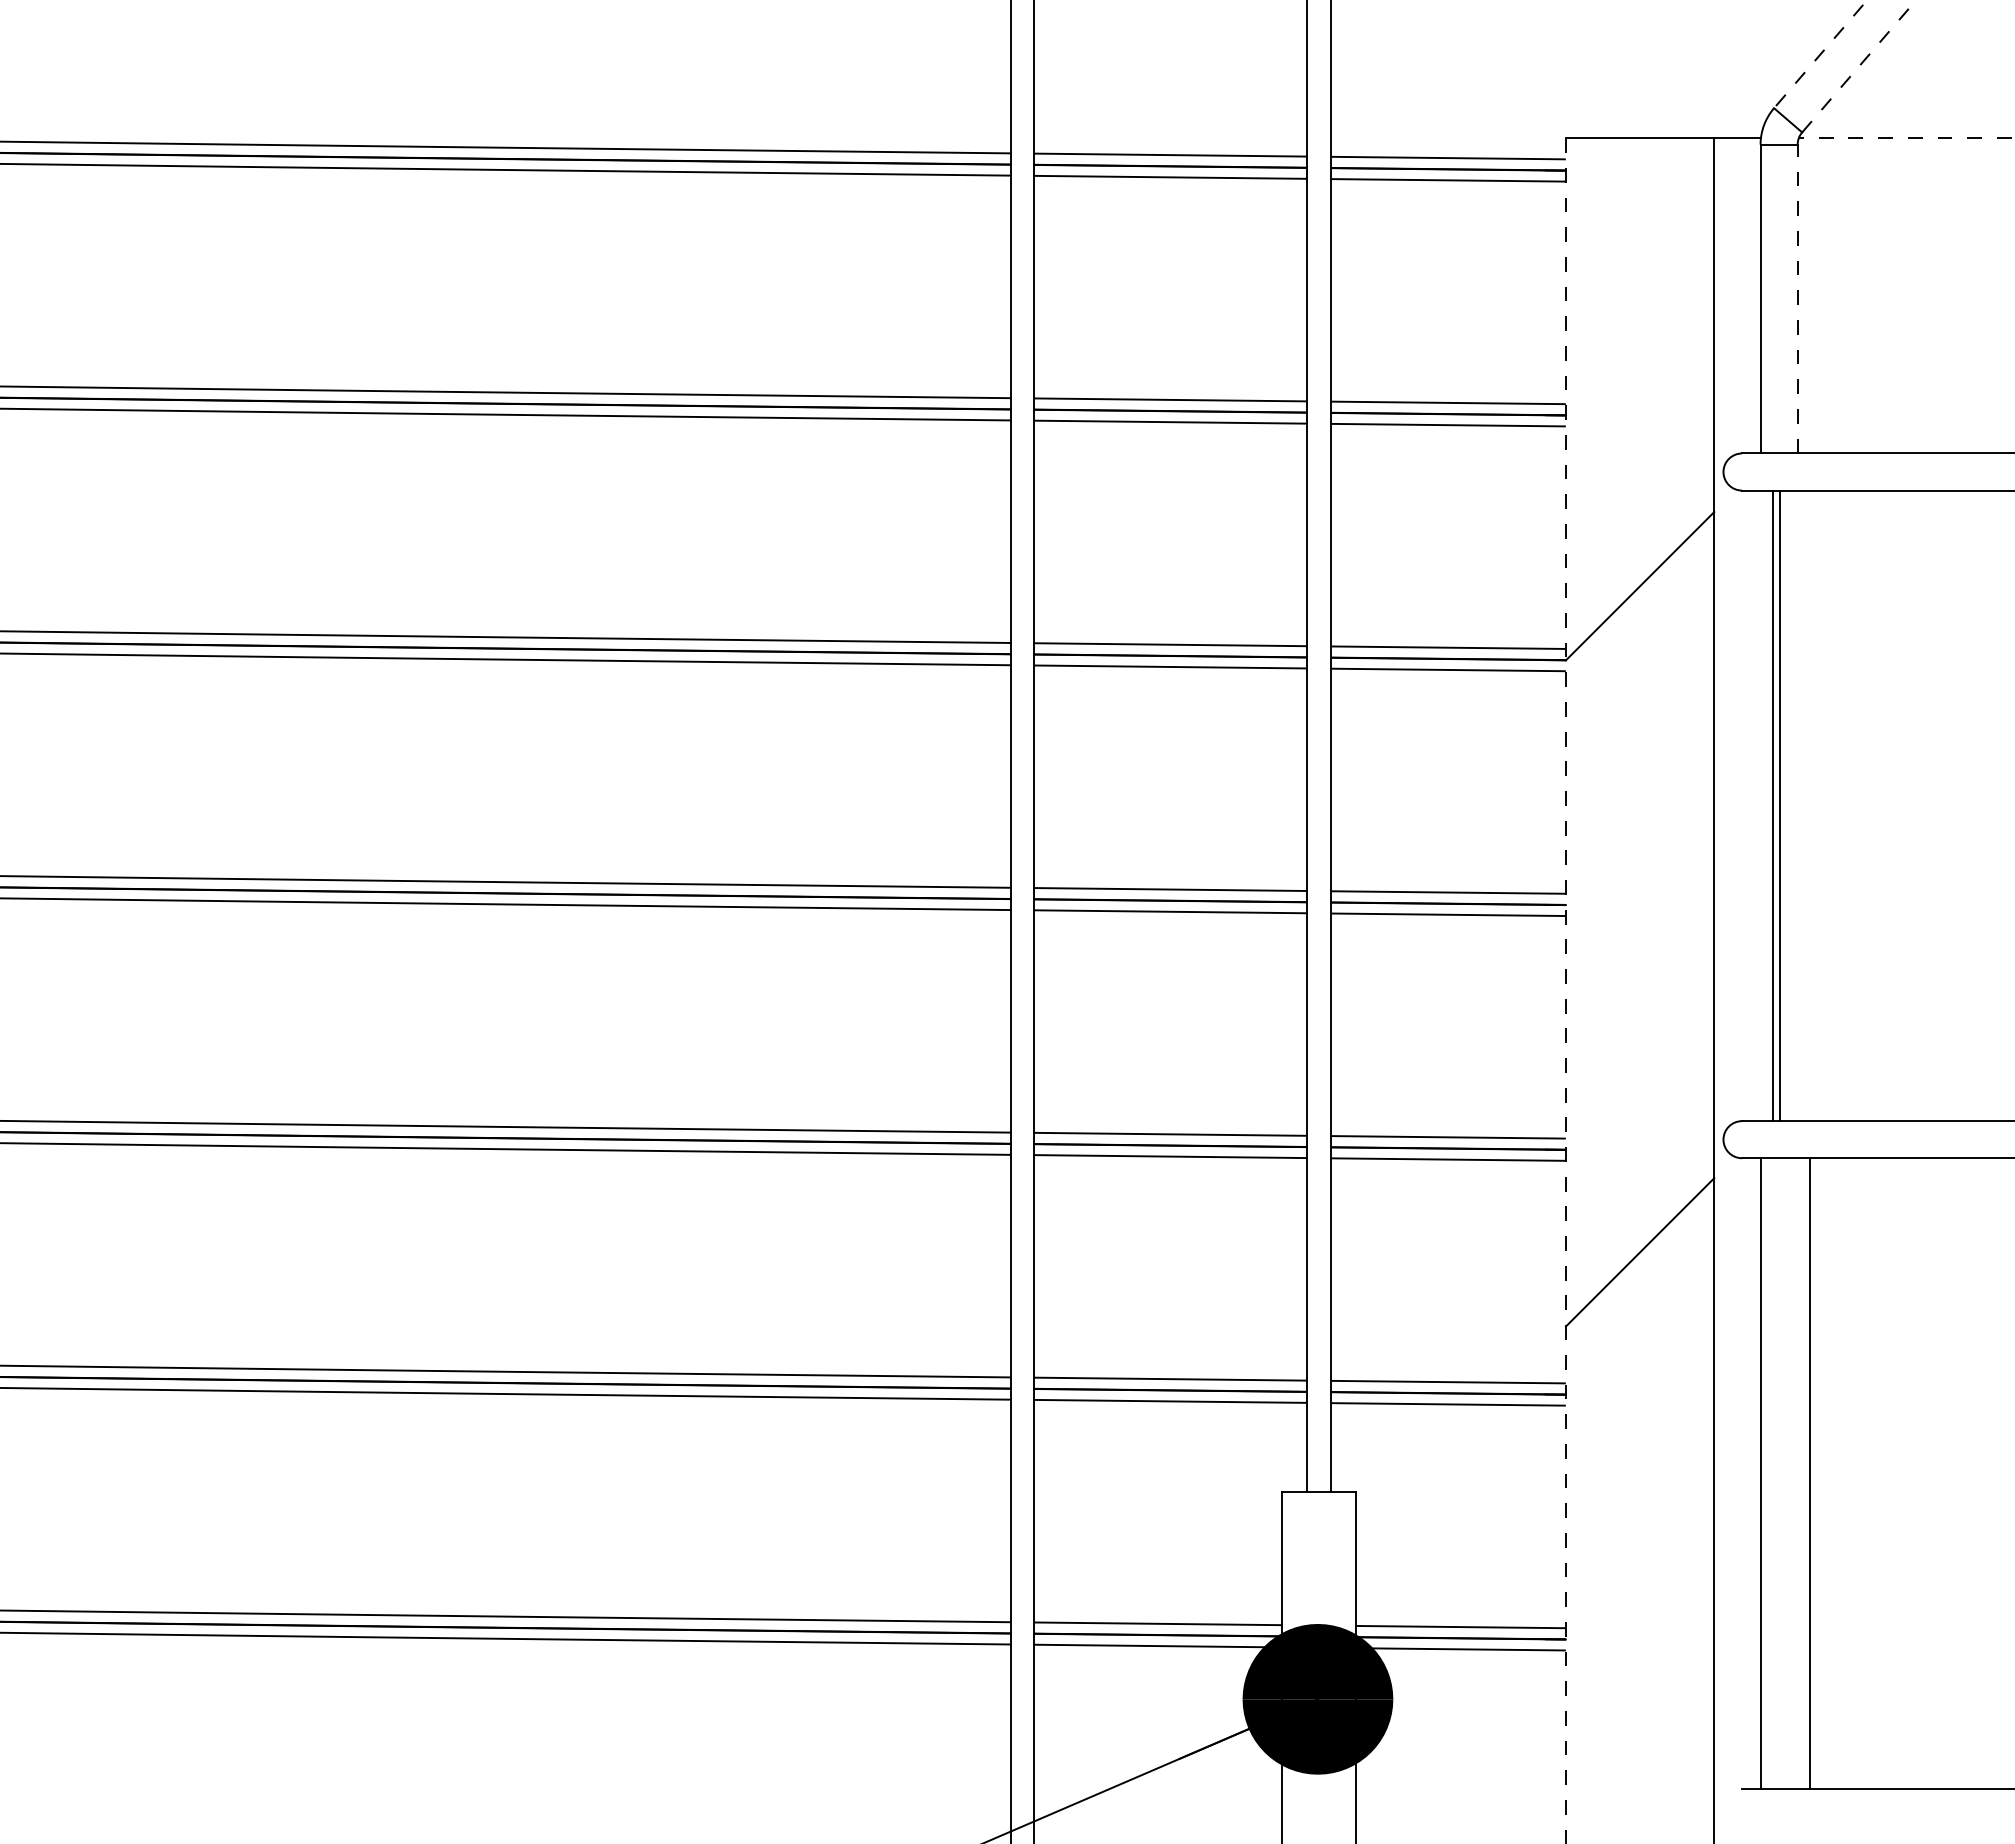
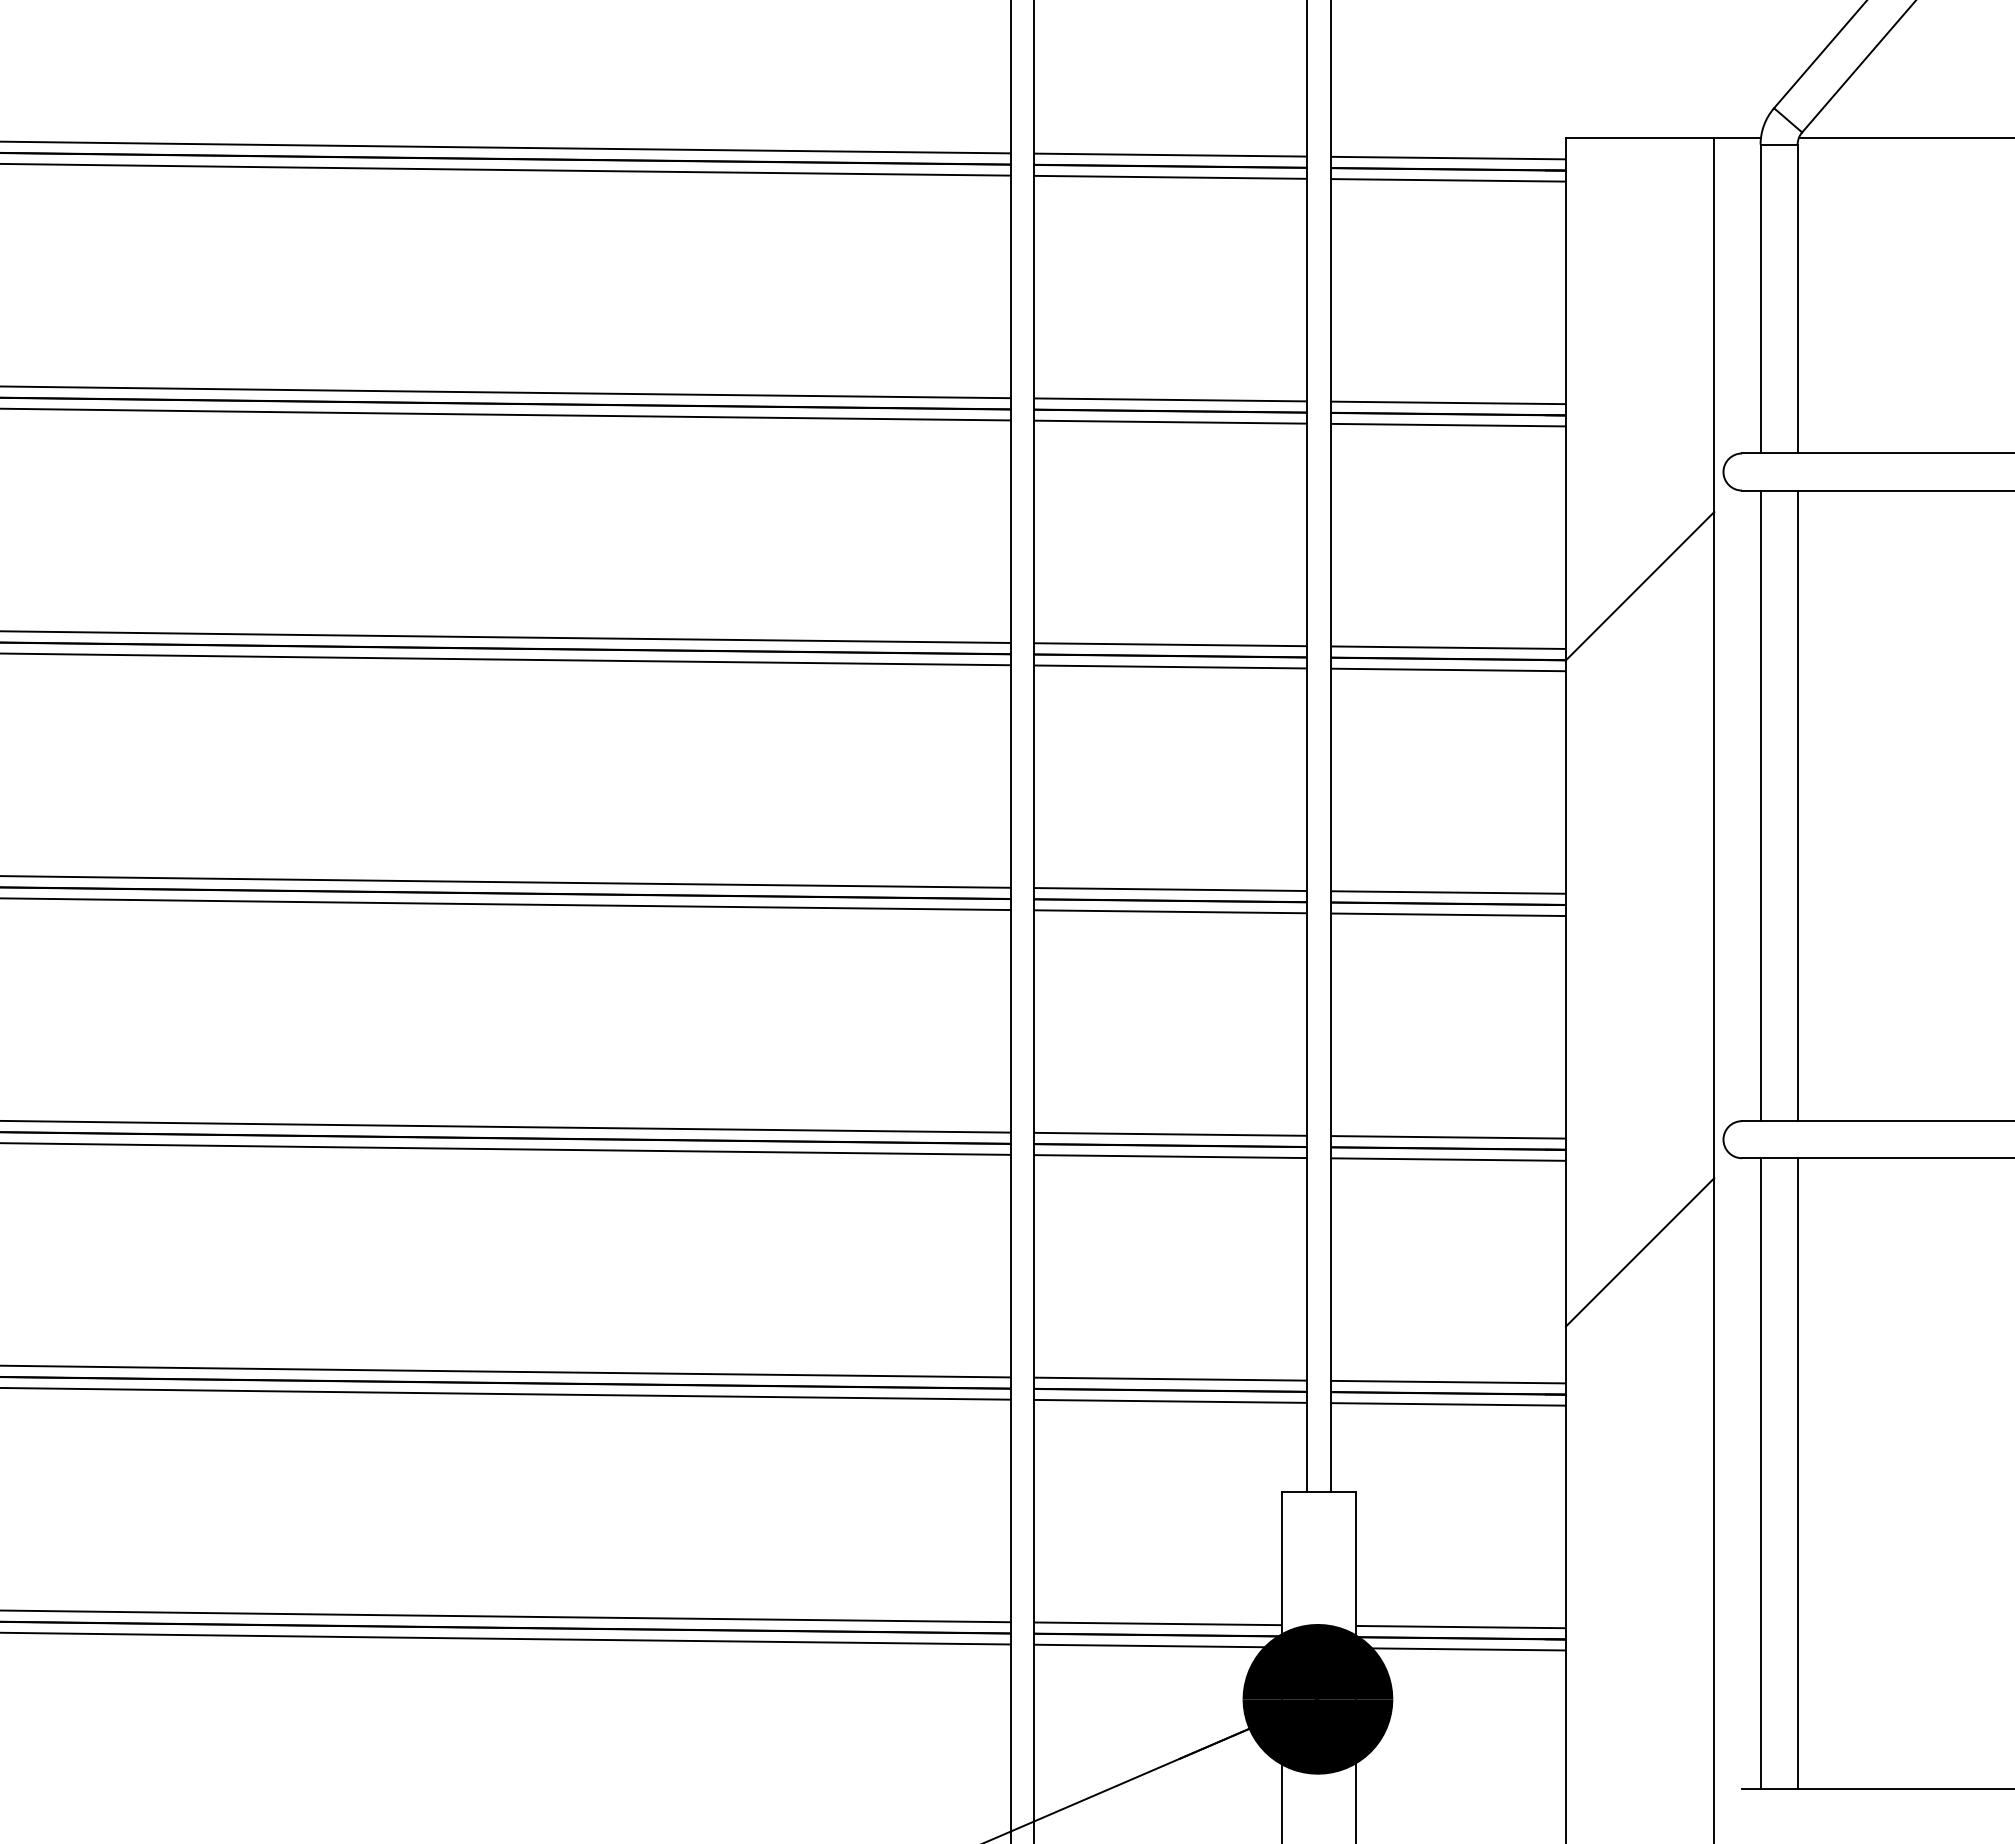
line: dashed -> solid (1820, 54)
line: dashed -> solid (1858, 66)
line: dashed -> solid (1906, 138)
line: dashed -> solid (1797, 298)
line position: (1772, 805) -> (1760, 805) (1760, 805)
line position: (1779, 805) -> (1797, 805) (1797, 805)
line: dashed -> solid (1565, 991)
line position: (1809, 1473) -> (1797, 1473) (1797, 1473)
